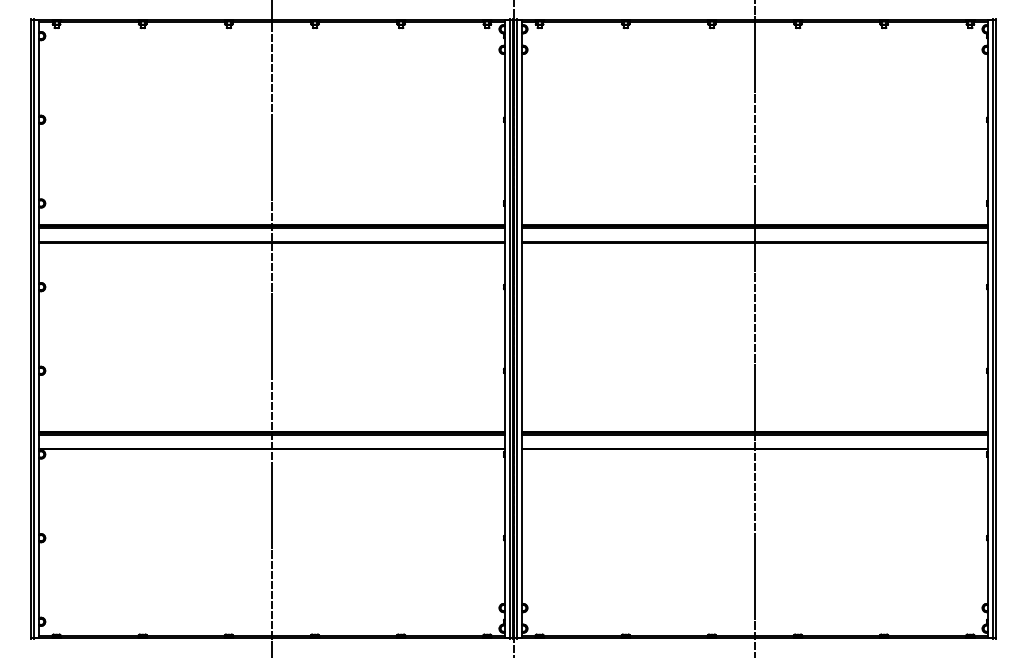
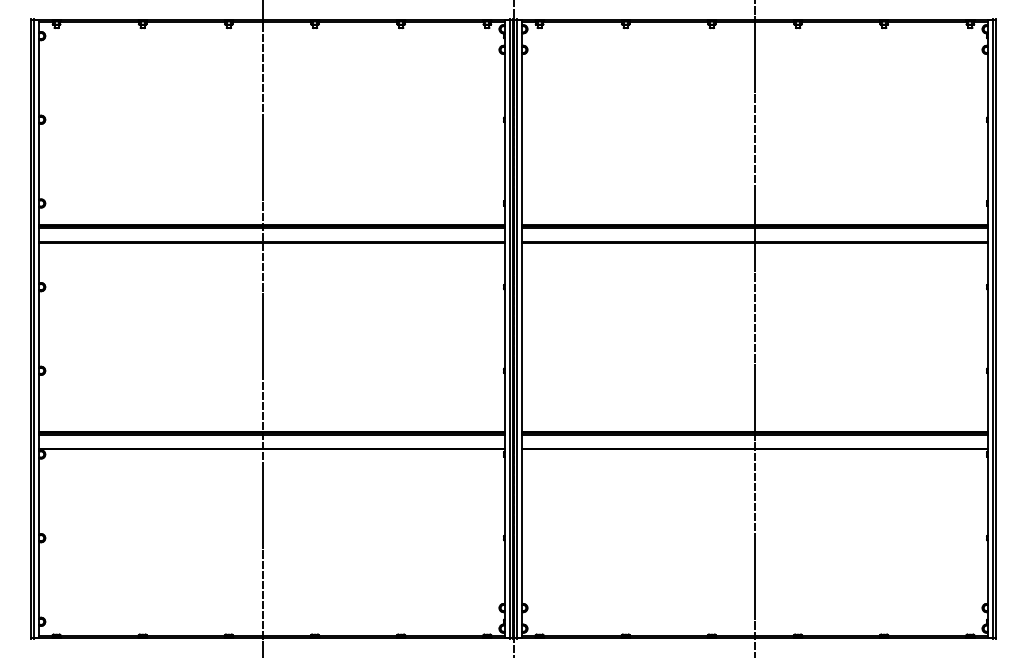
line position: (271, 328) -> (262, 328) (262, 328)
